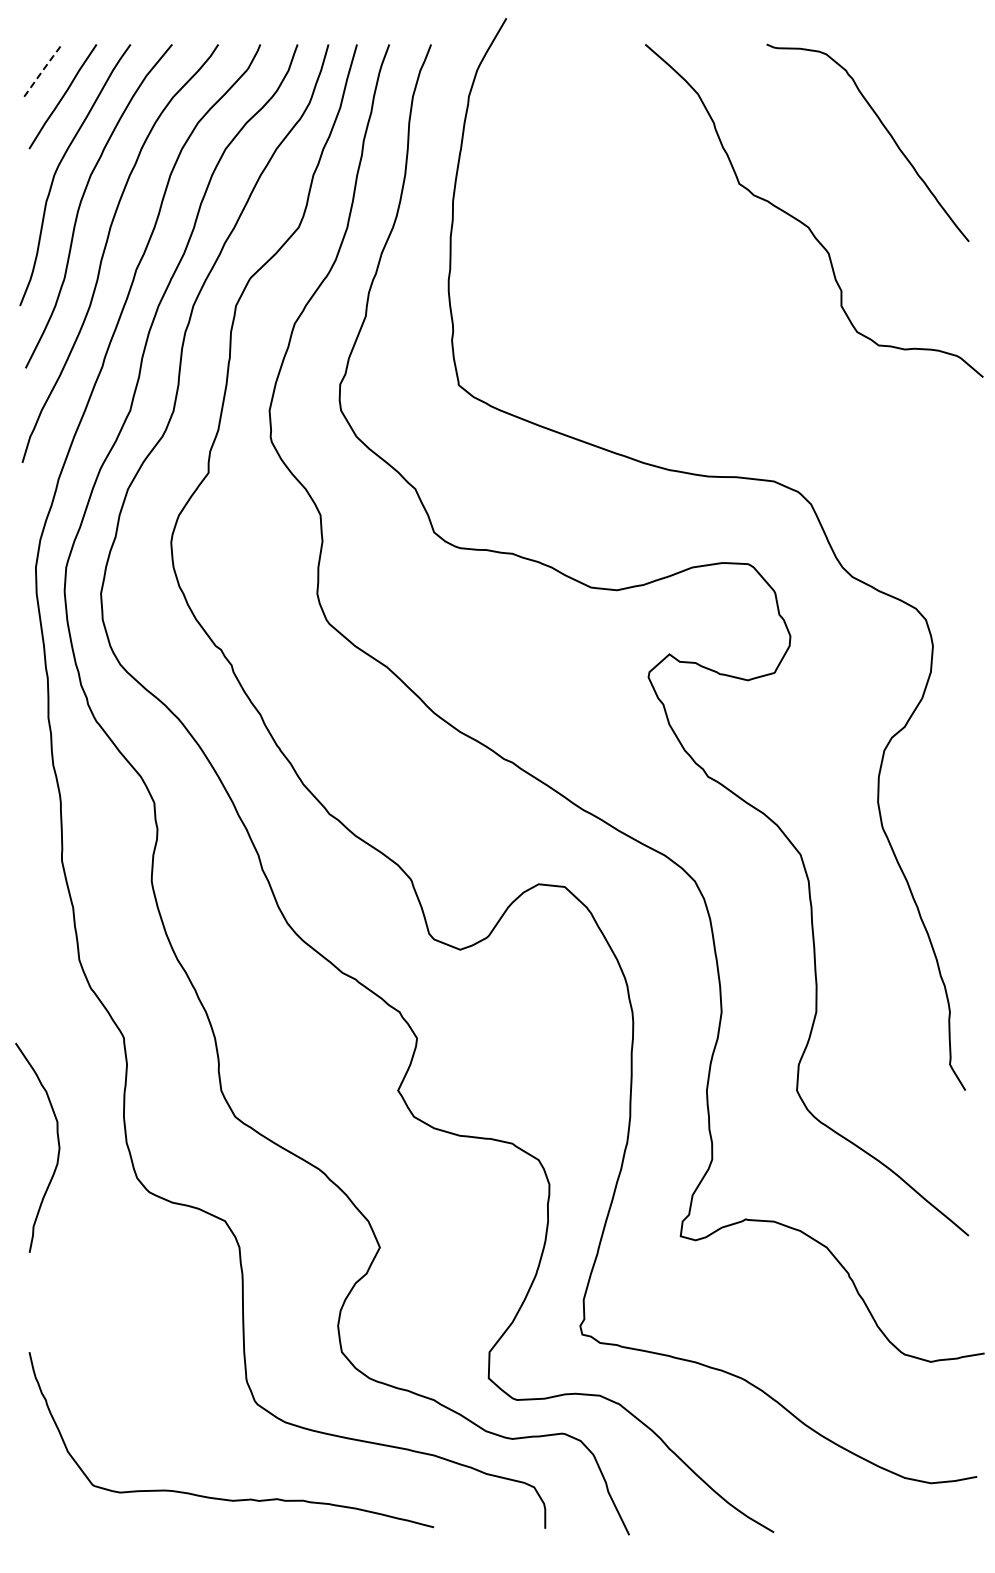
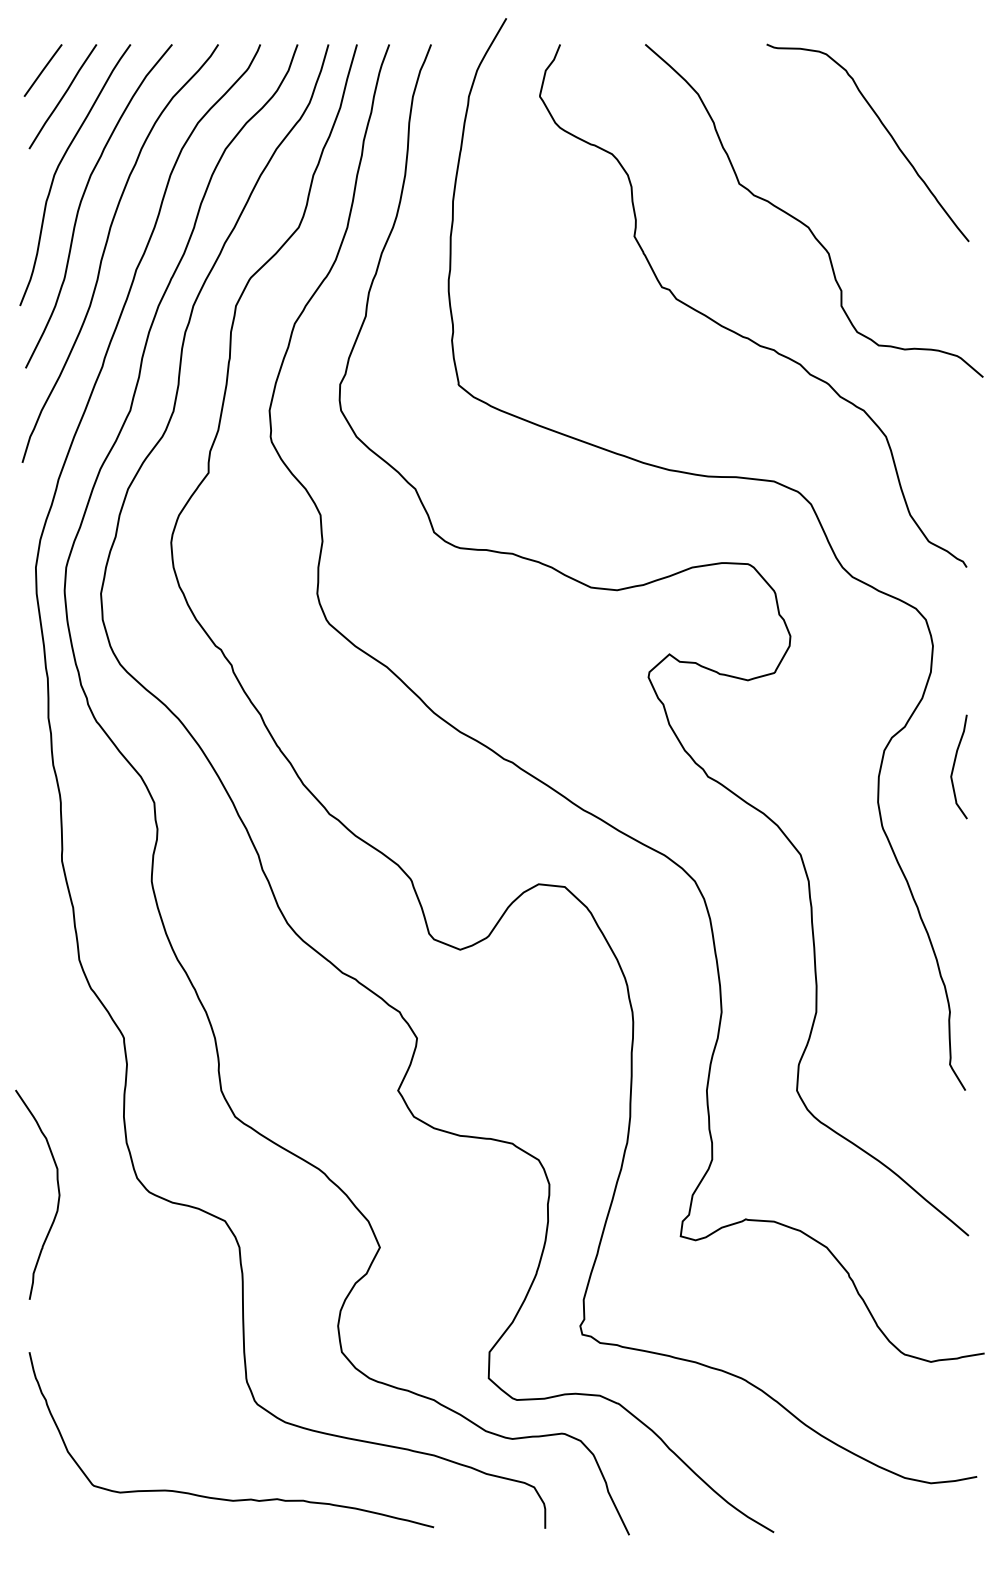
line: dashed -> solid (42, 70)
curve: none -> present (737, 332)
curve: none -> present (954, 766)
curve position: (57, 1141) -> (57, 1188) (57, 1188)
